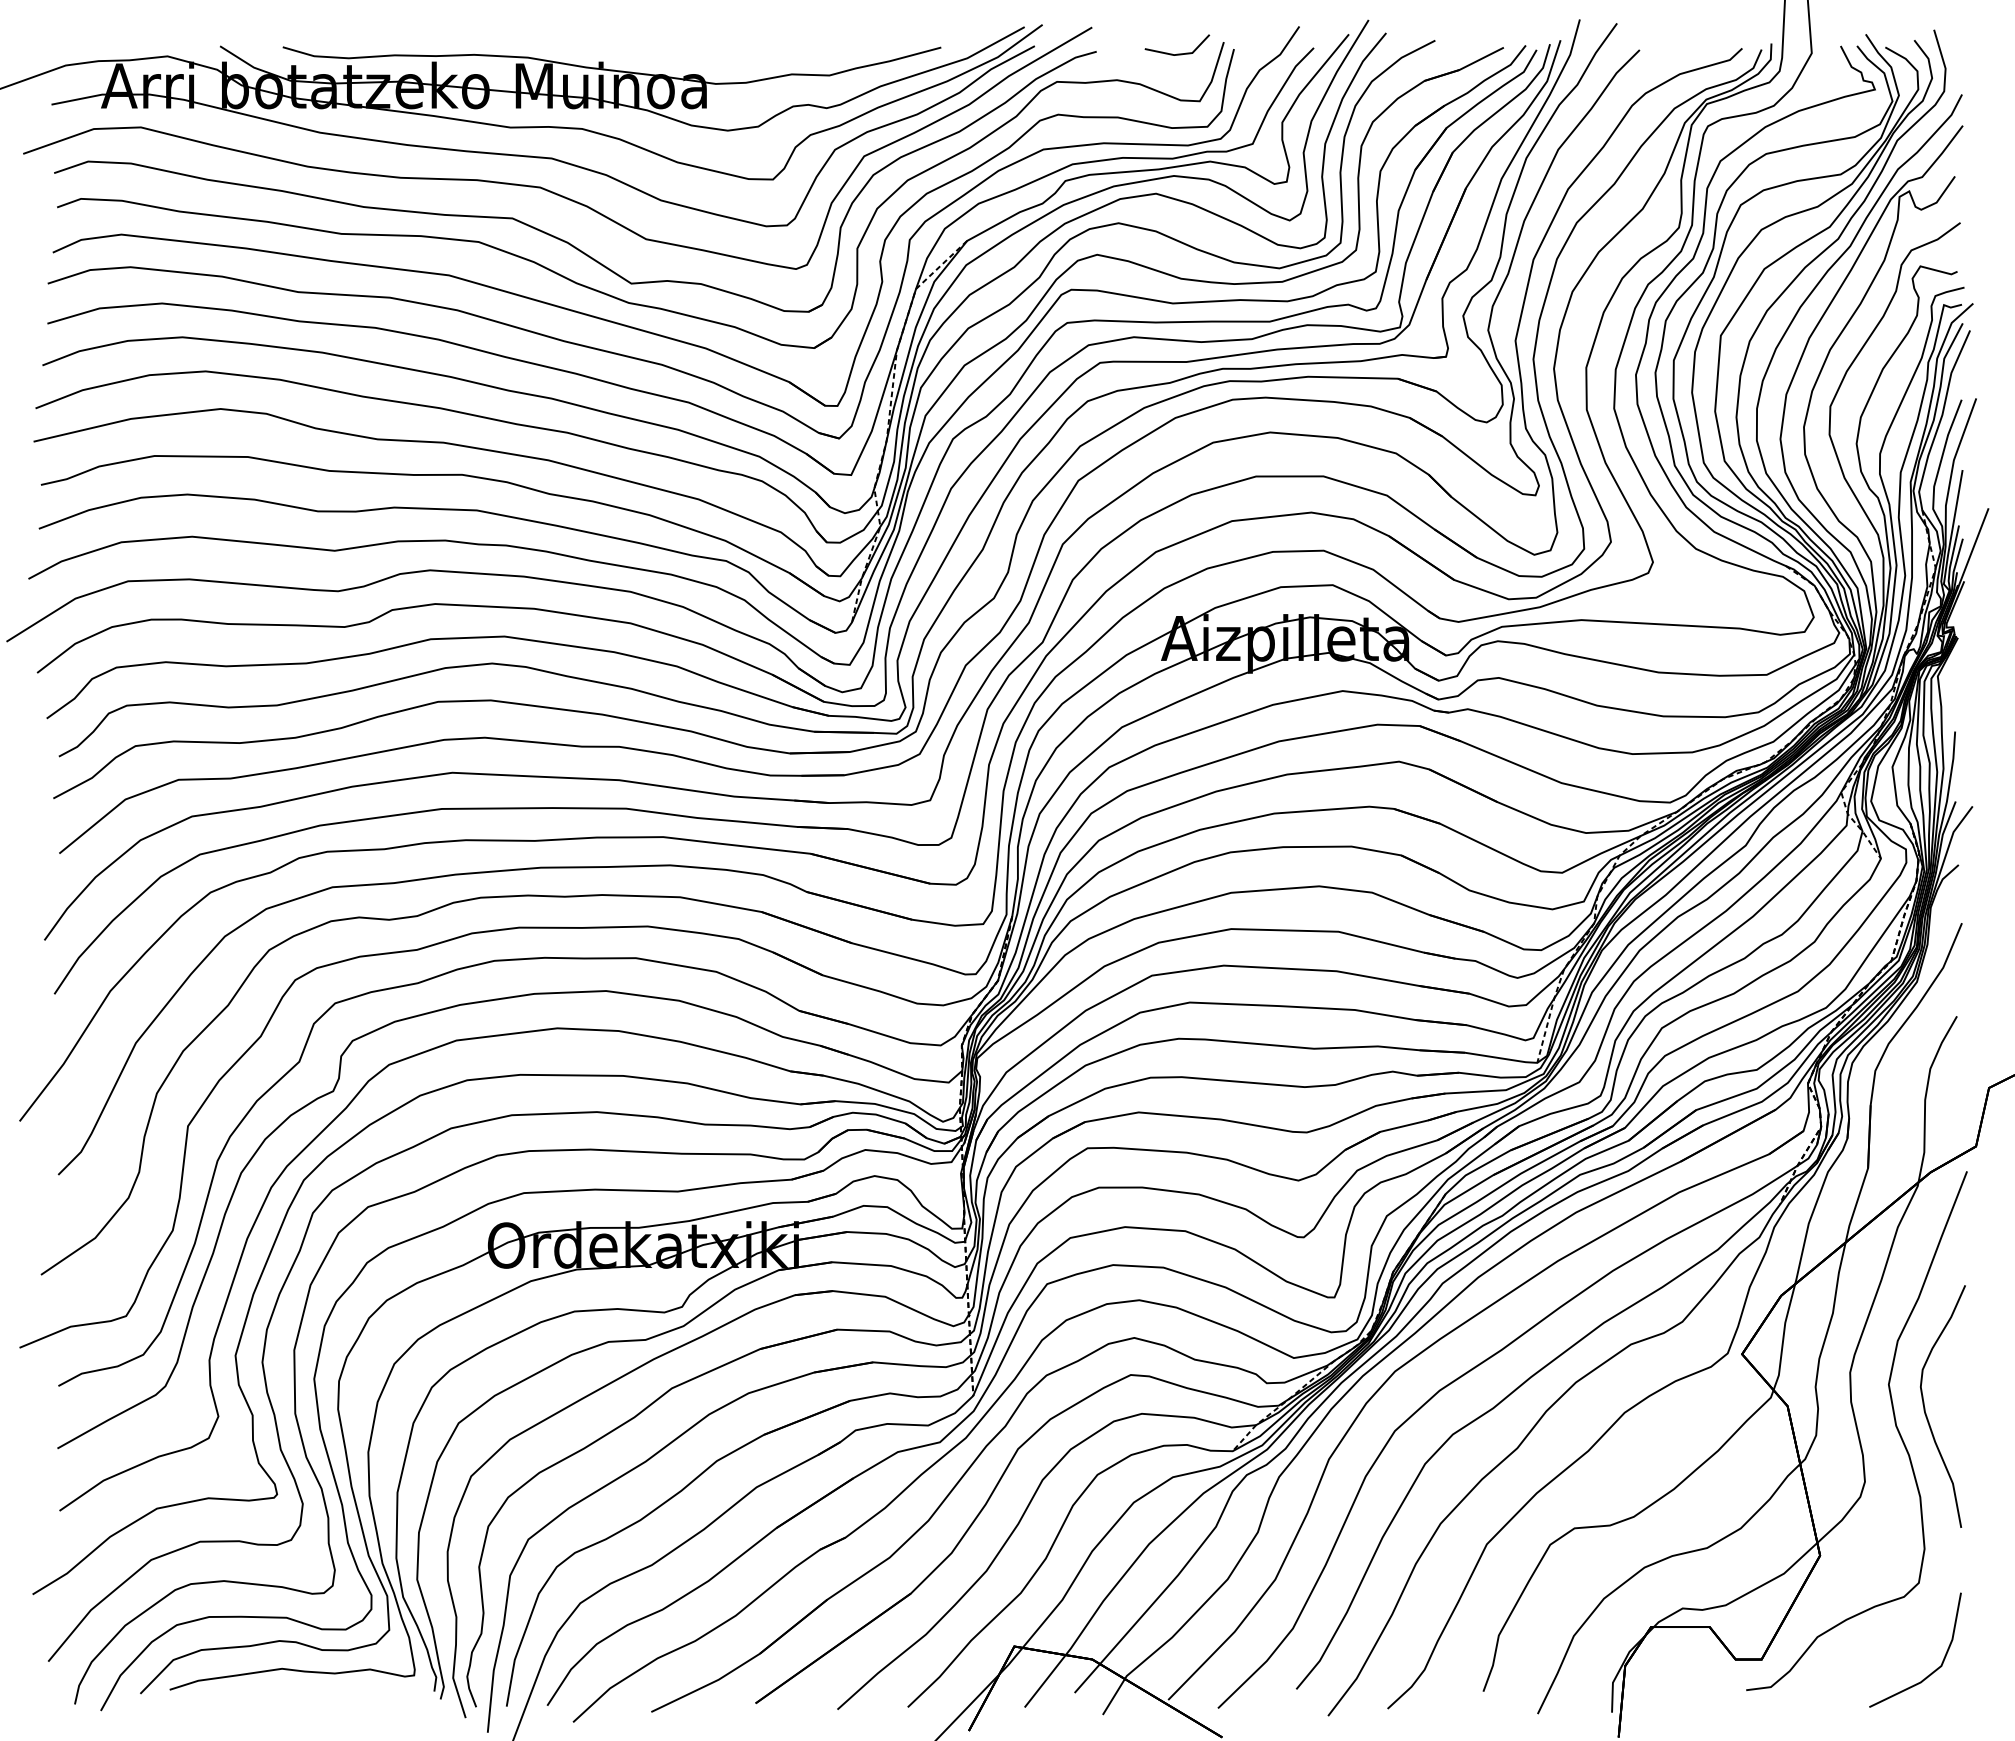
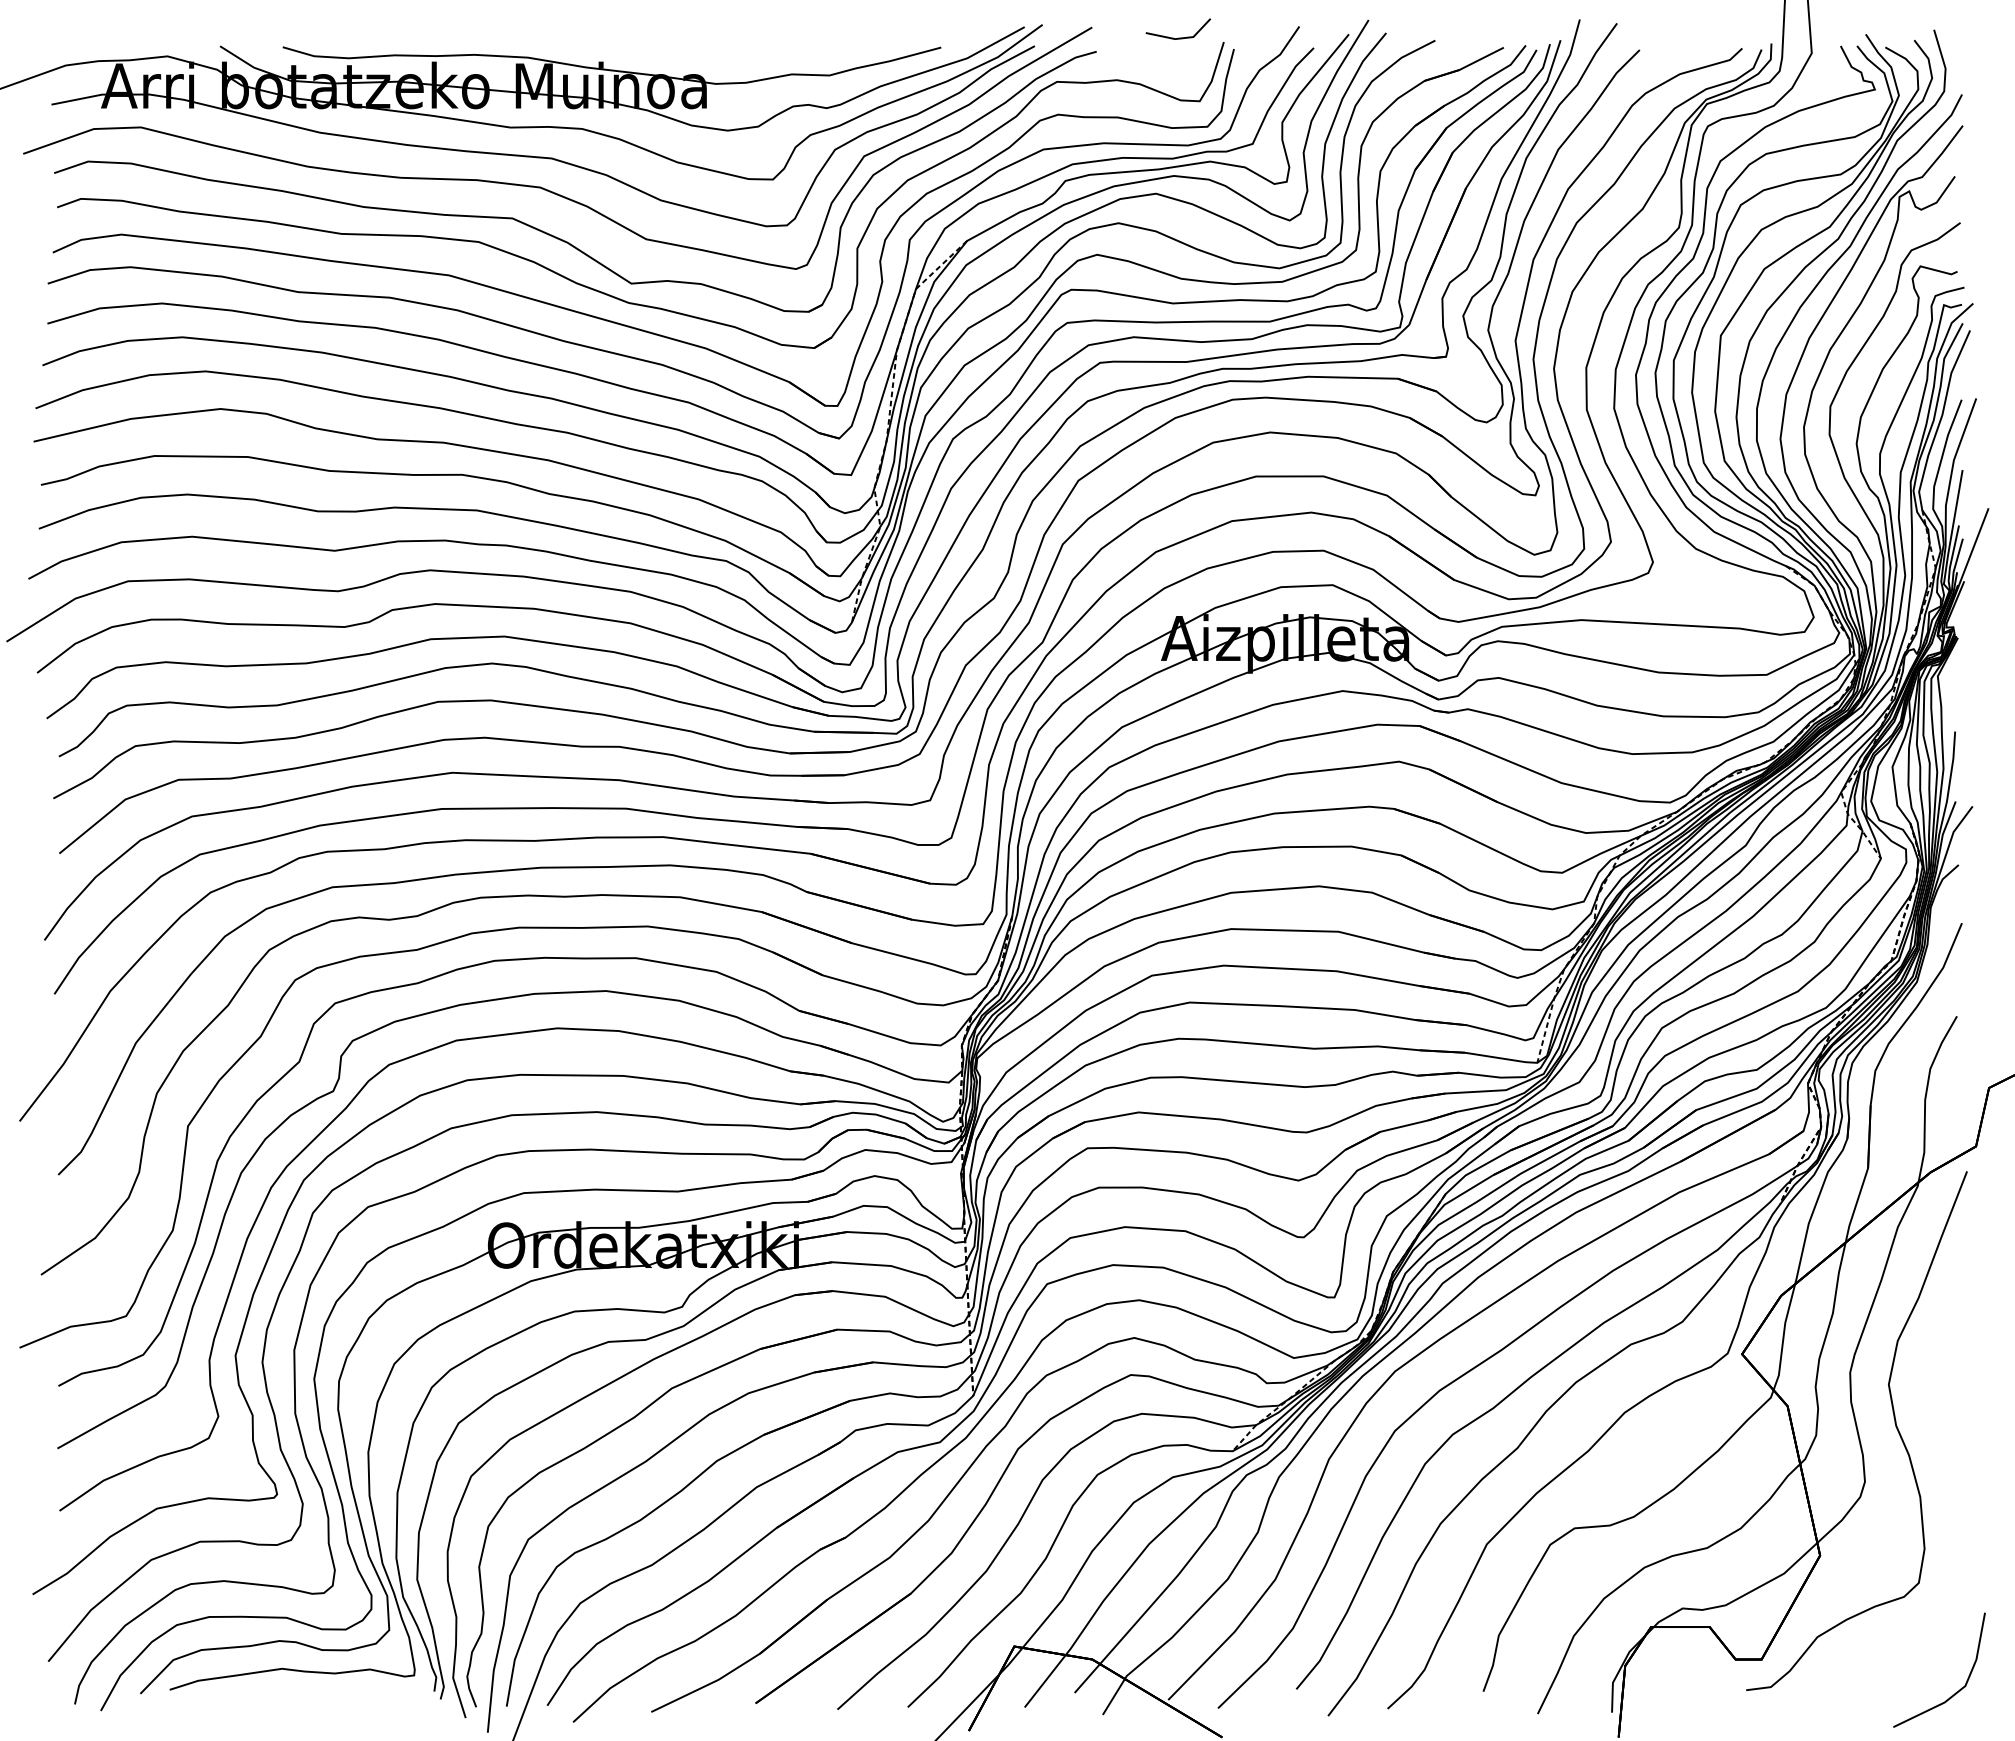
line position: (1177, 53) -> (1178, 37) (1178, 37)
curve: present -> none (1925, 1407)
line position: (1932, 1671) -> (1956, 1691) (1956, 1691)
